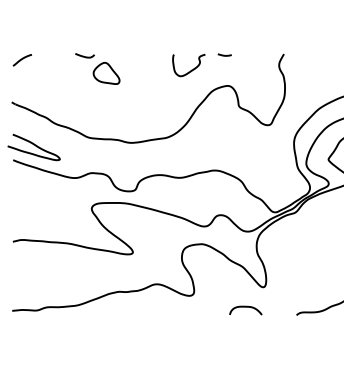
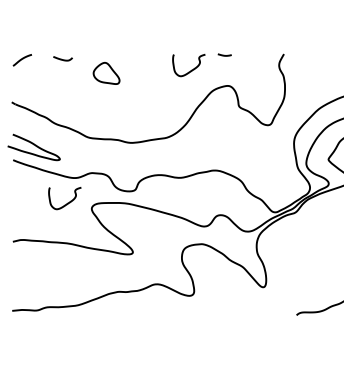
curve position: (83, 55) -> (61, 58) (61, 58)
curve: none -> present (67, 202)
curve: present -> none (245, 307)
